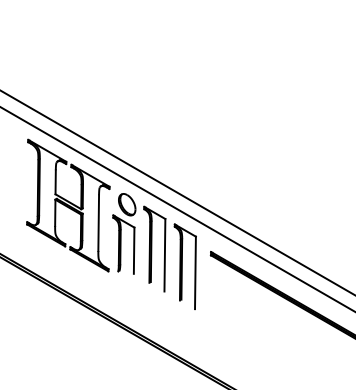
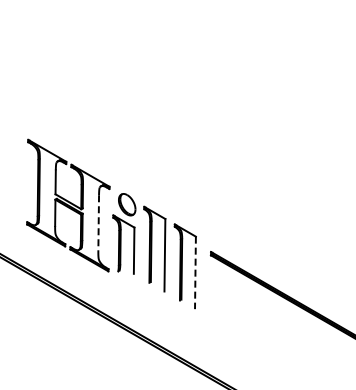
line: present -> none (177, 192)
line: present -> none (177, 209)
line: solid -> dashed (98, 223)
line: solid -> dashed (195, 273)
